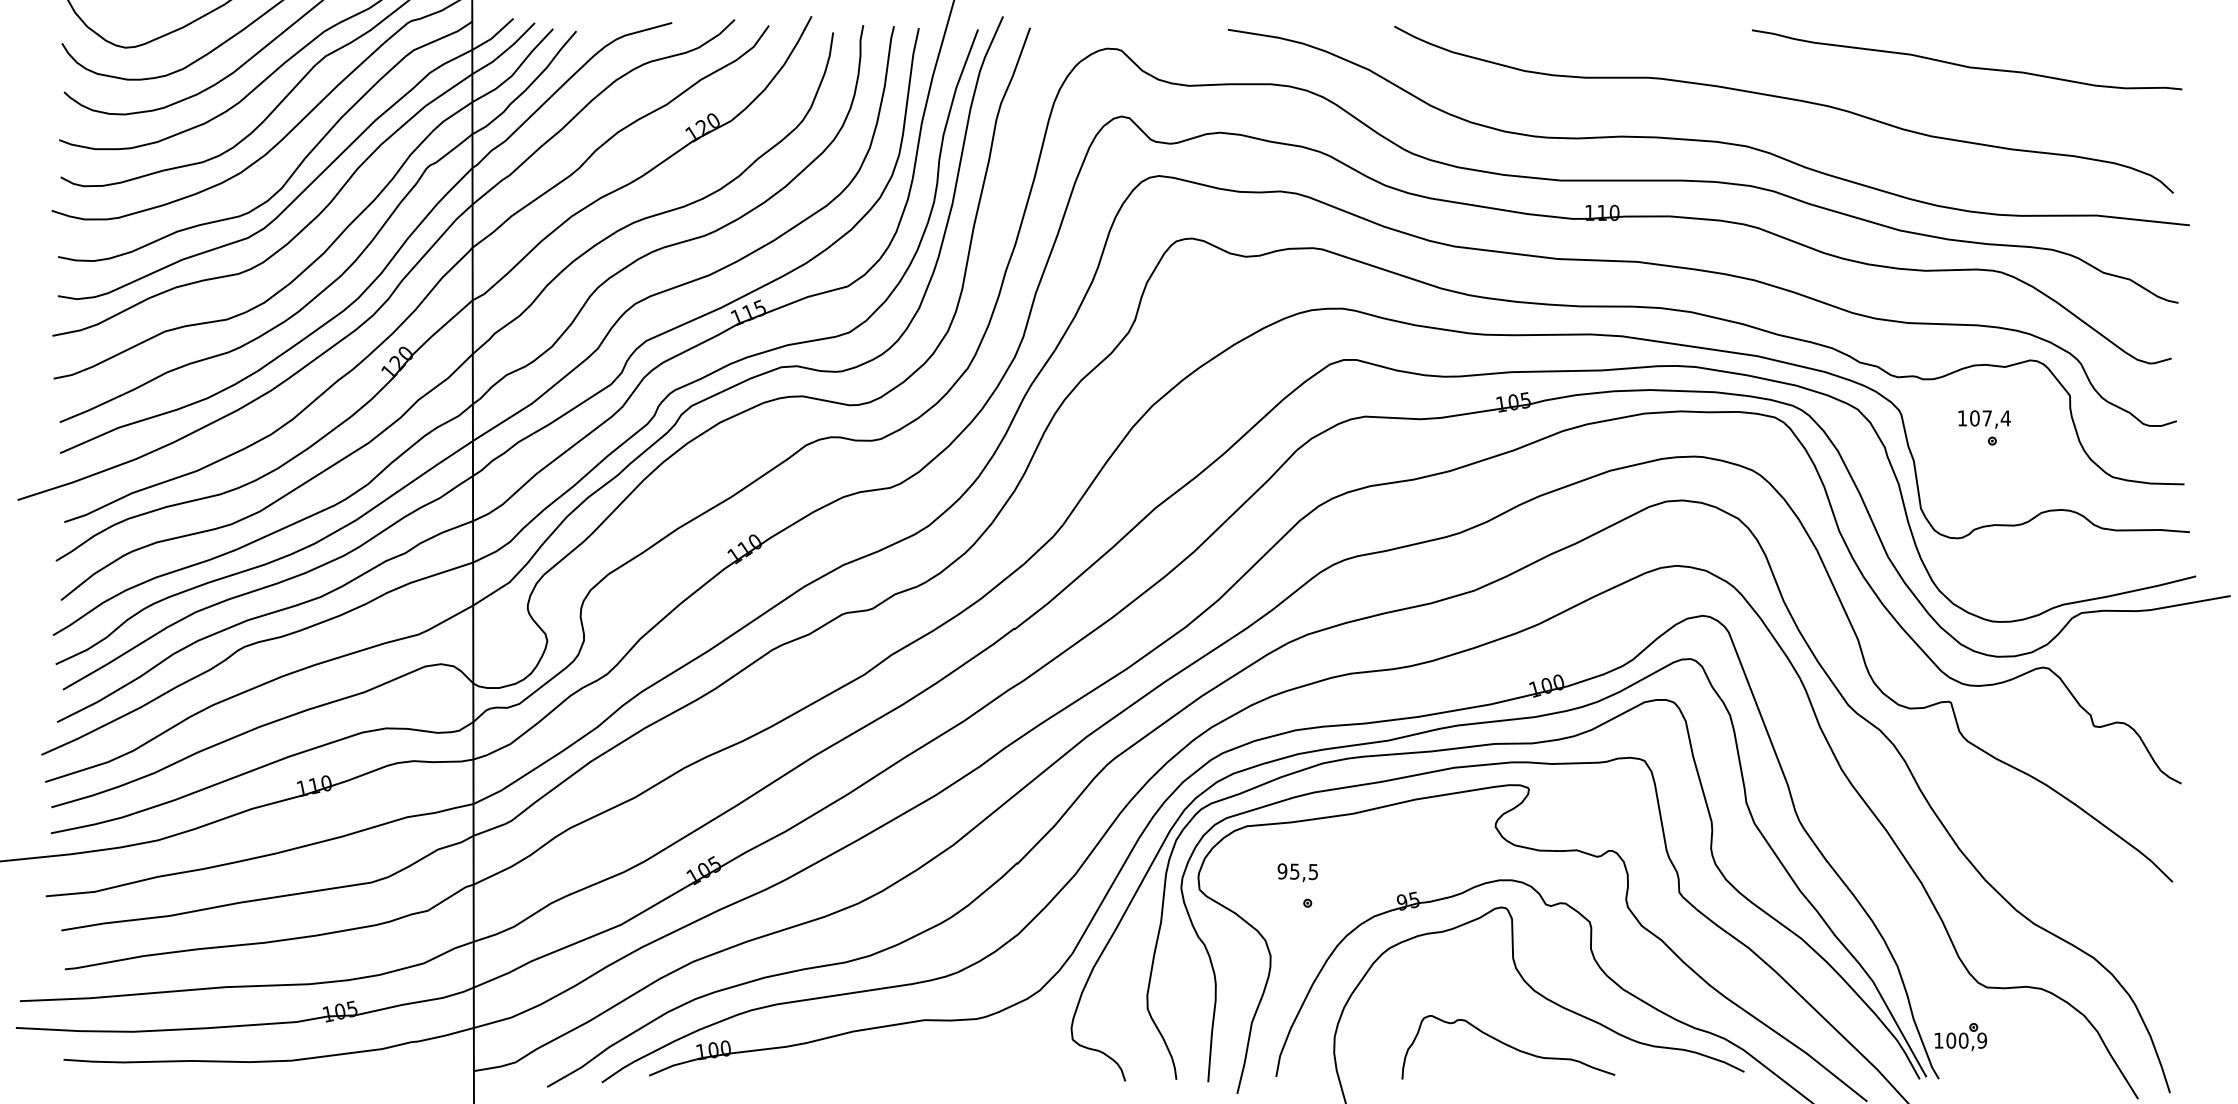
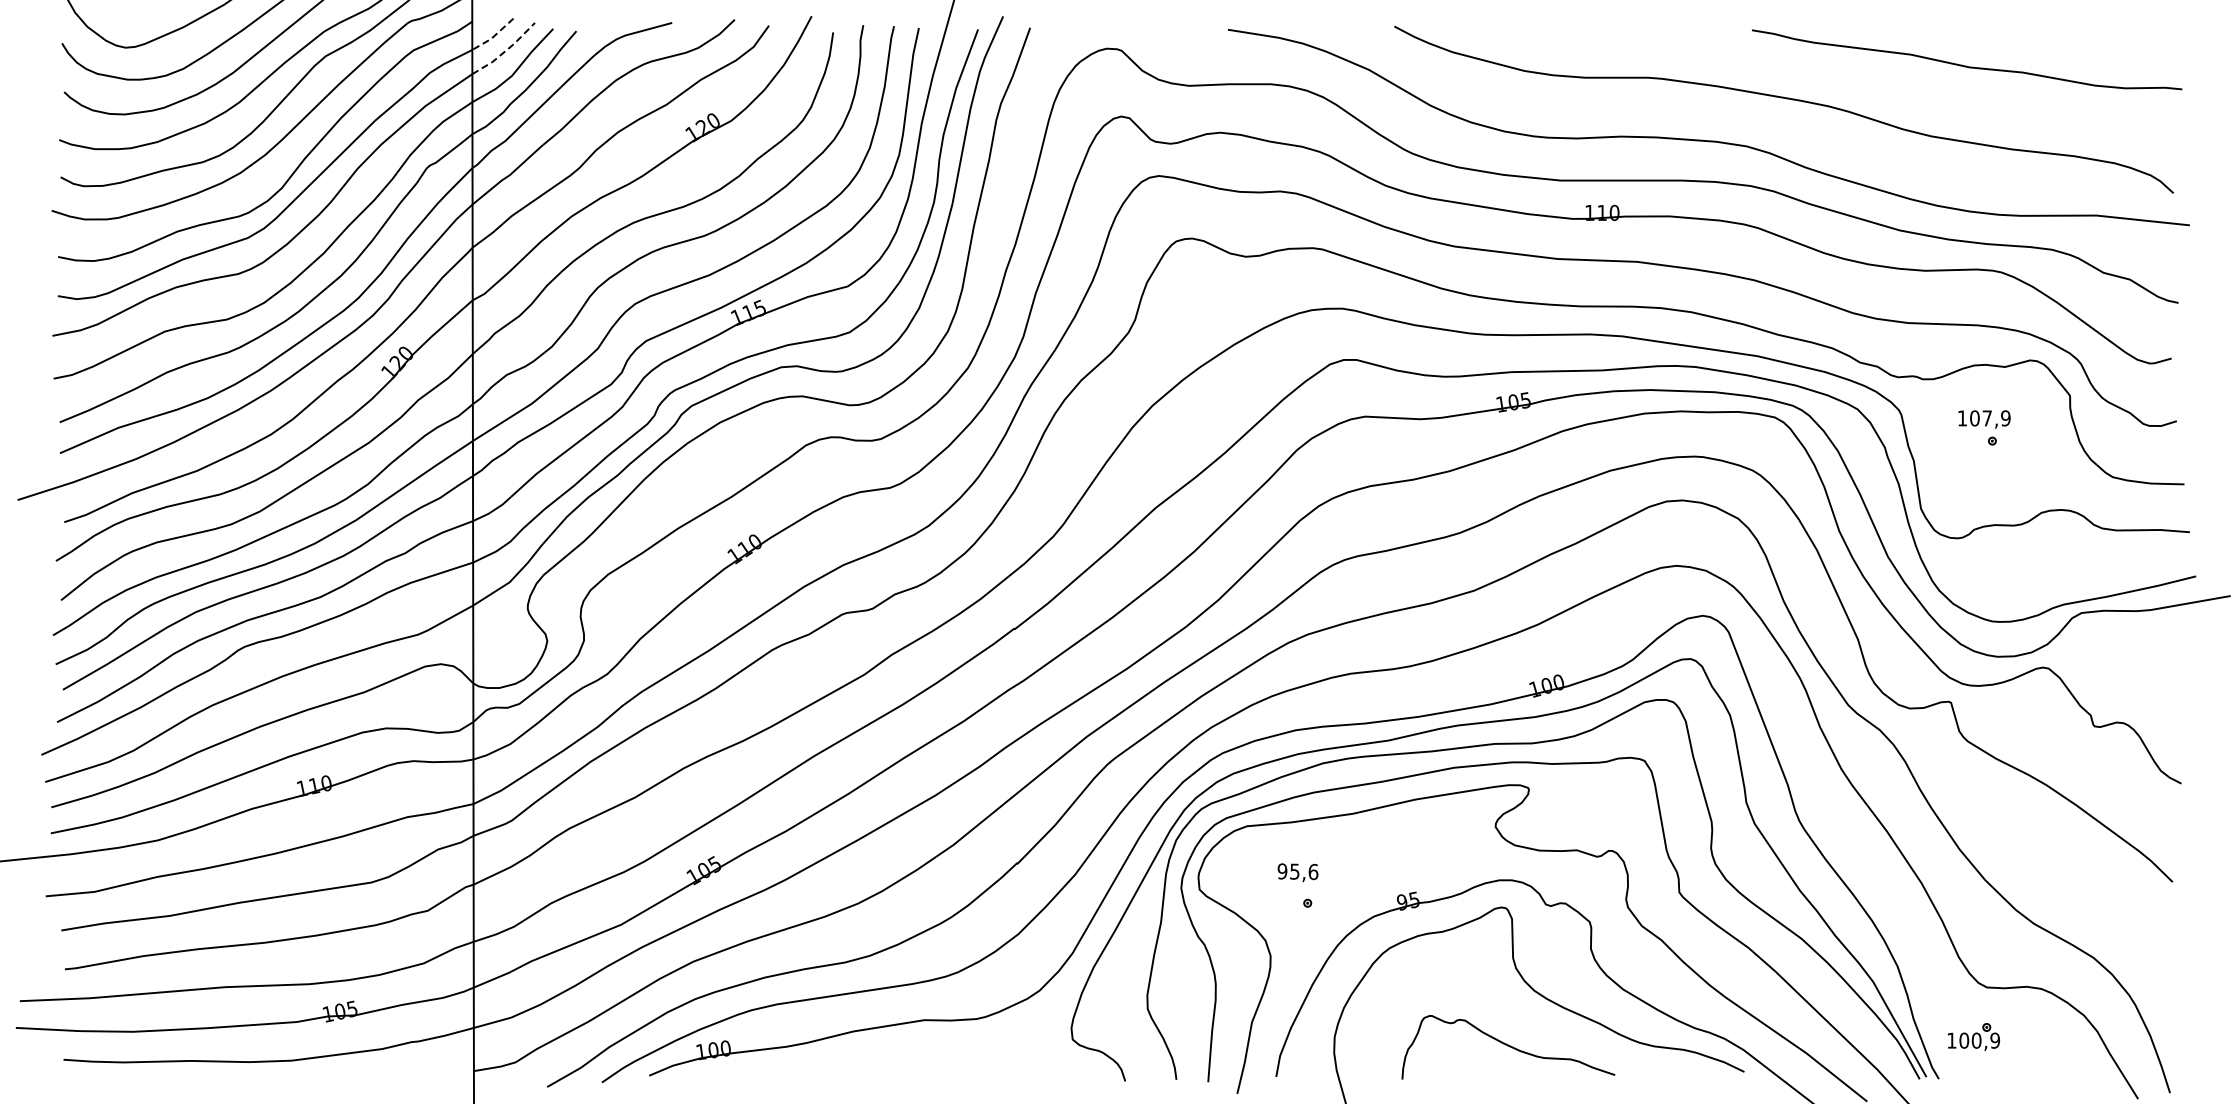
line: solid -> dashed (494, 36)
line: solid -> dashed (506, 50)
text: 107,4 -> 107,9 (2005, 418)
text: 95,5 -> 95,6 (1313, 871)
part position: (1960, 1036) -> (1973, 1036) (1973, 1036)
